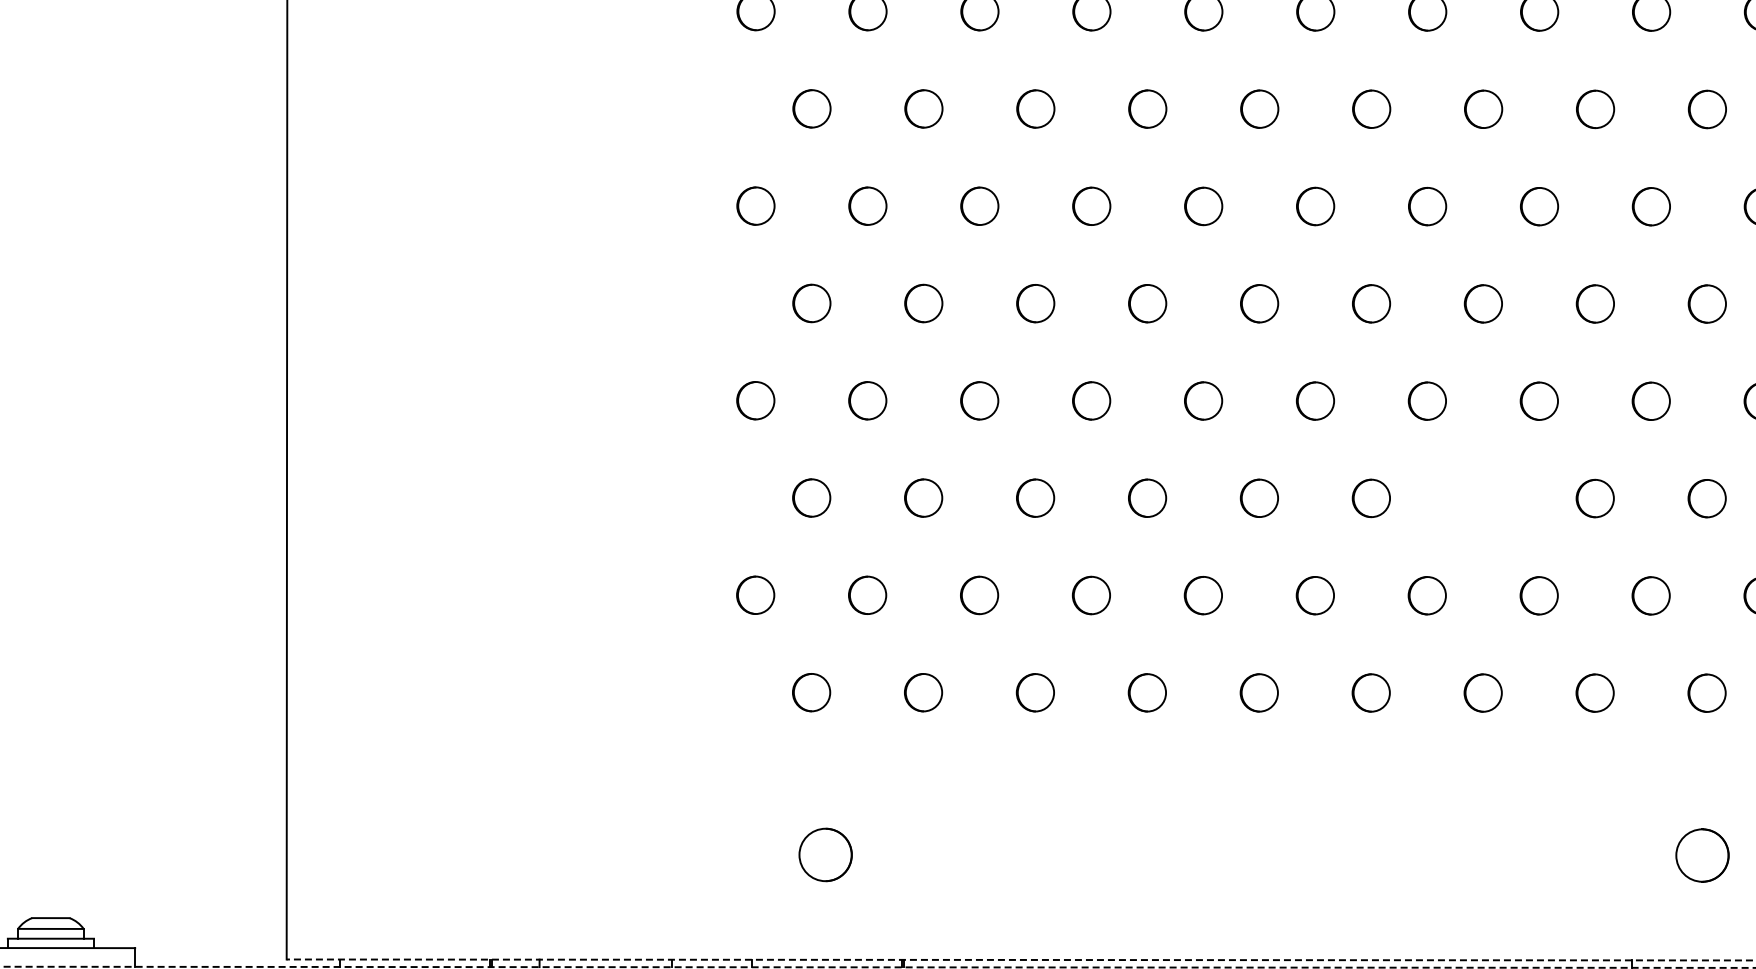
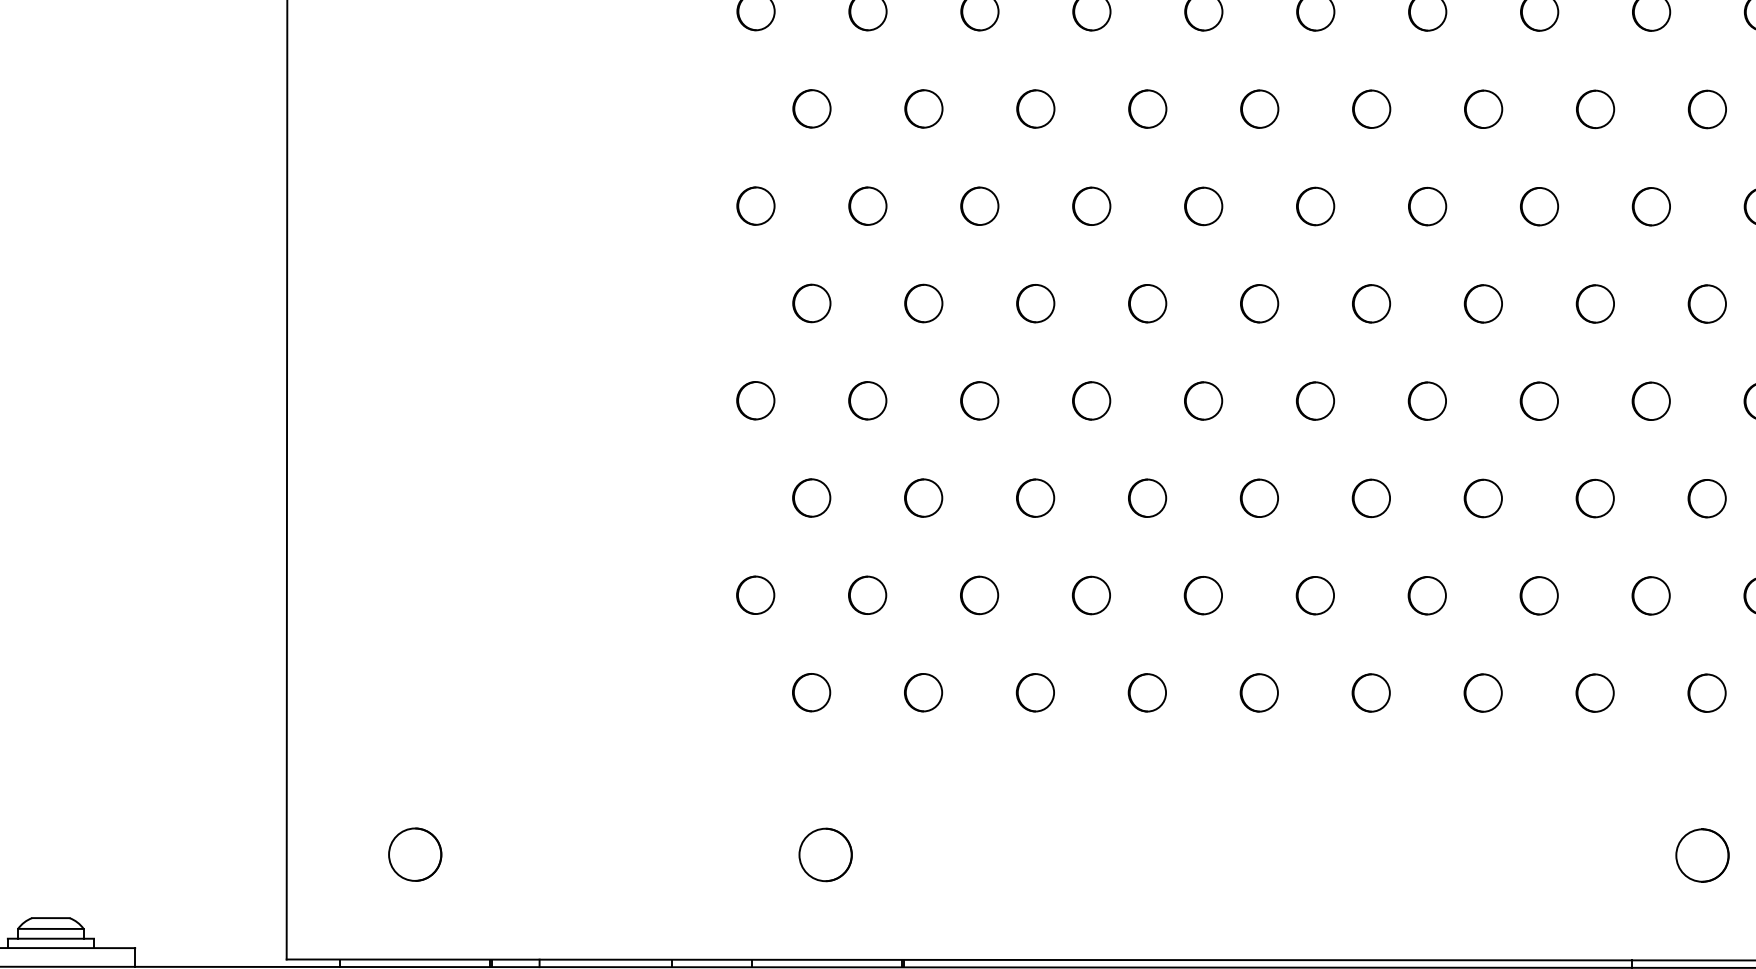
part: none -> present (1482, 498)
part: none -> present (415, 854)
line: dashed -> solid (1020, 959)
line: dashed -> solid (878, 967)
